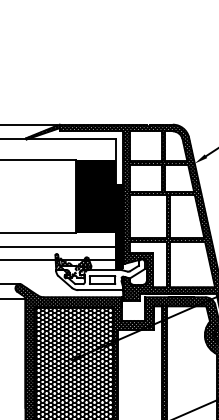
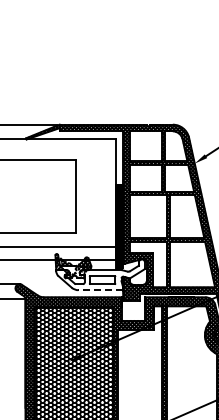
fill: present -> none (96, 196)
line: solid -> dashed (100, 290)
